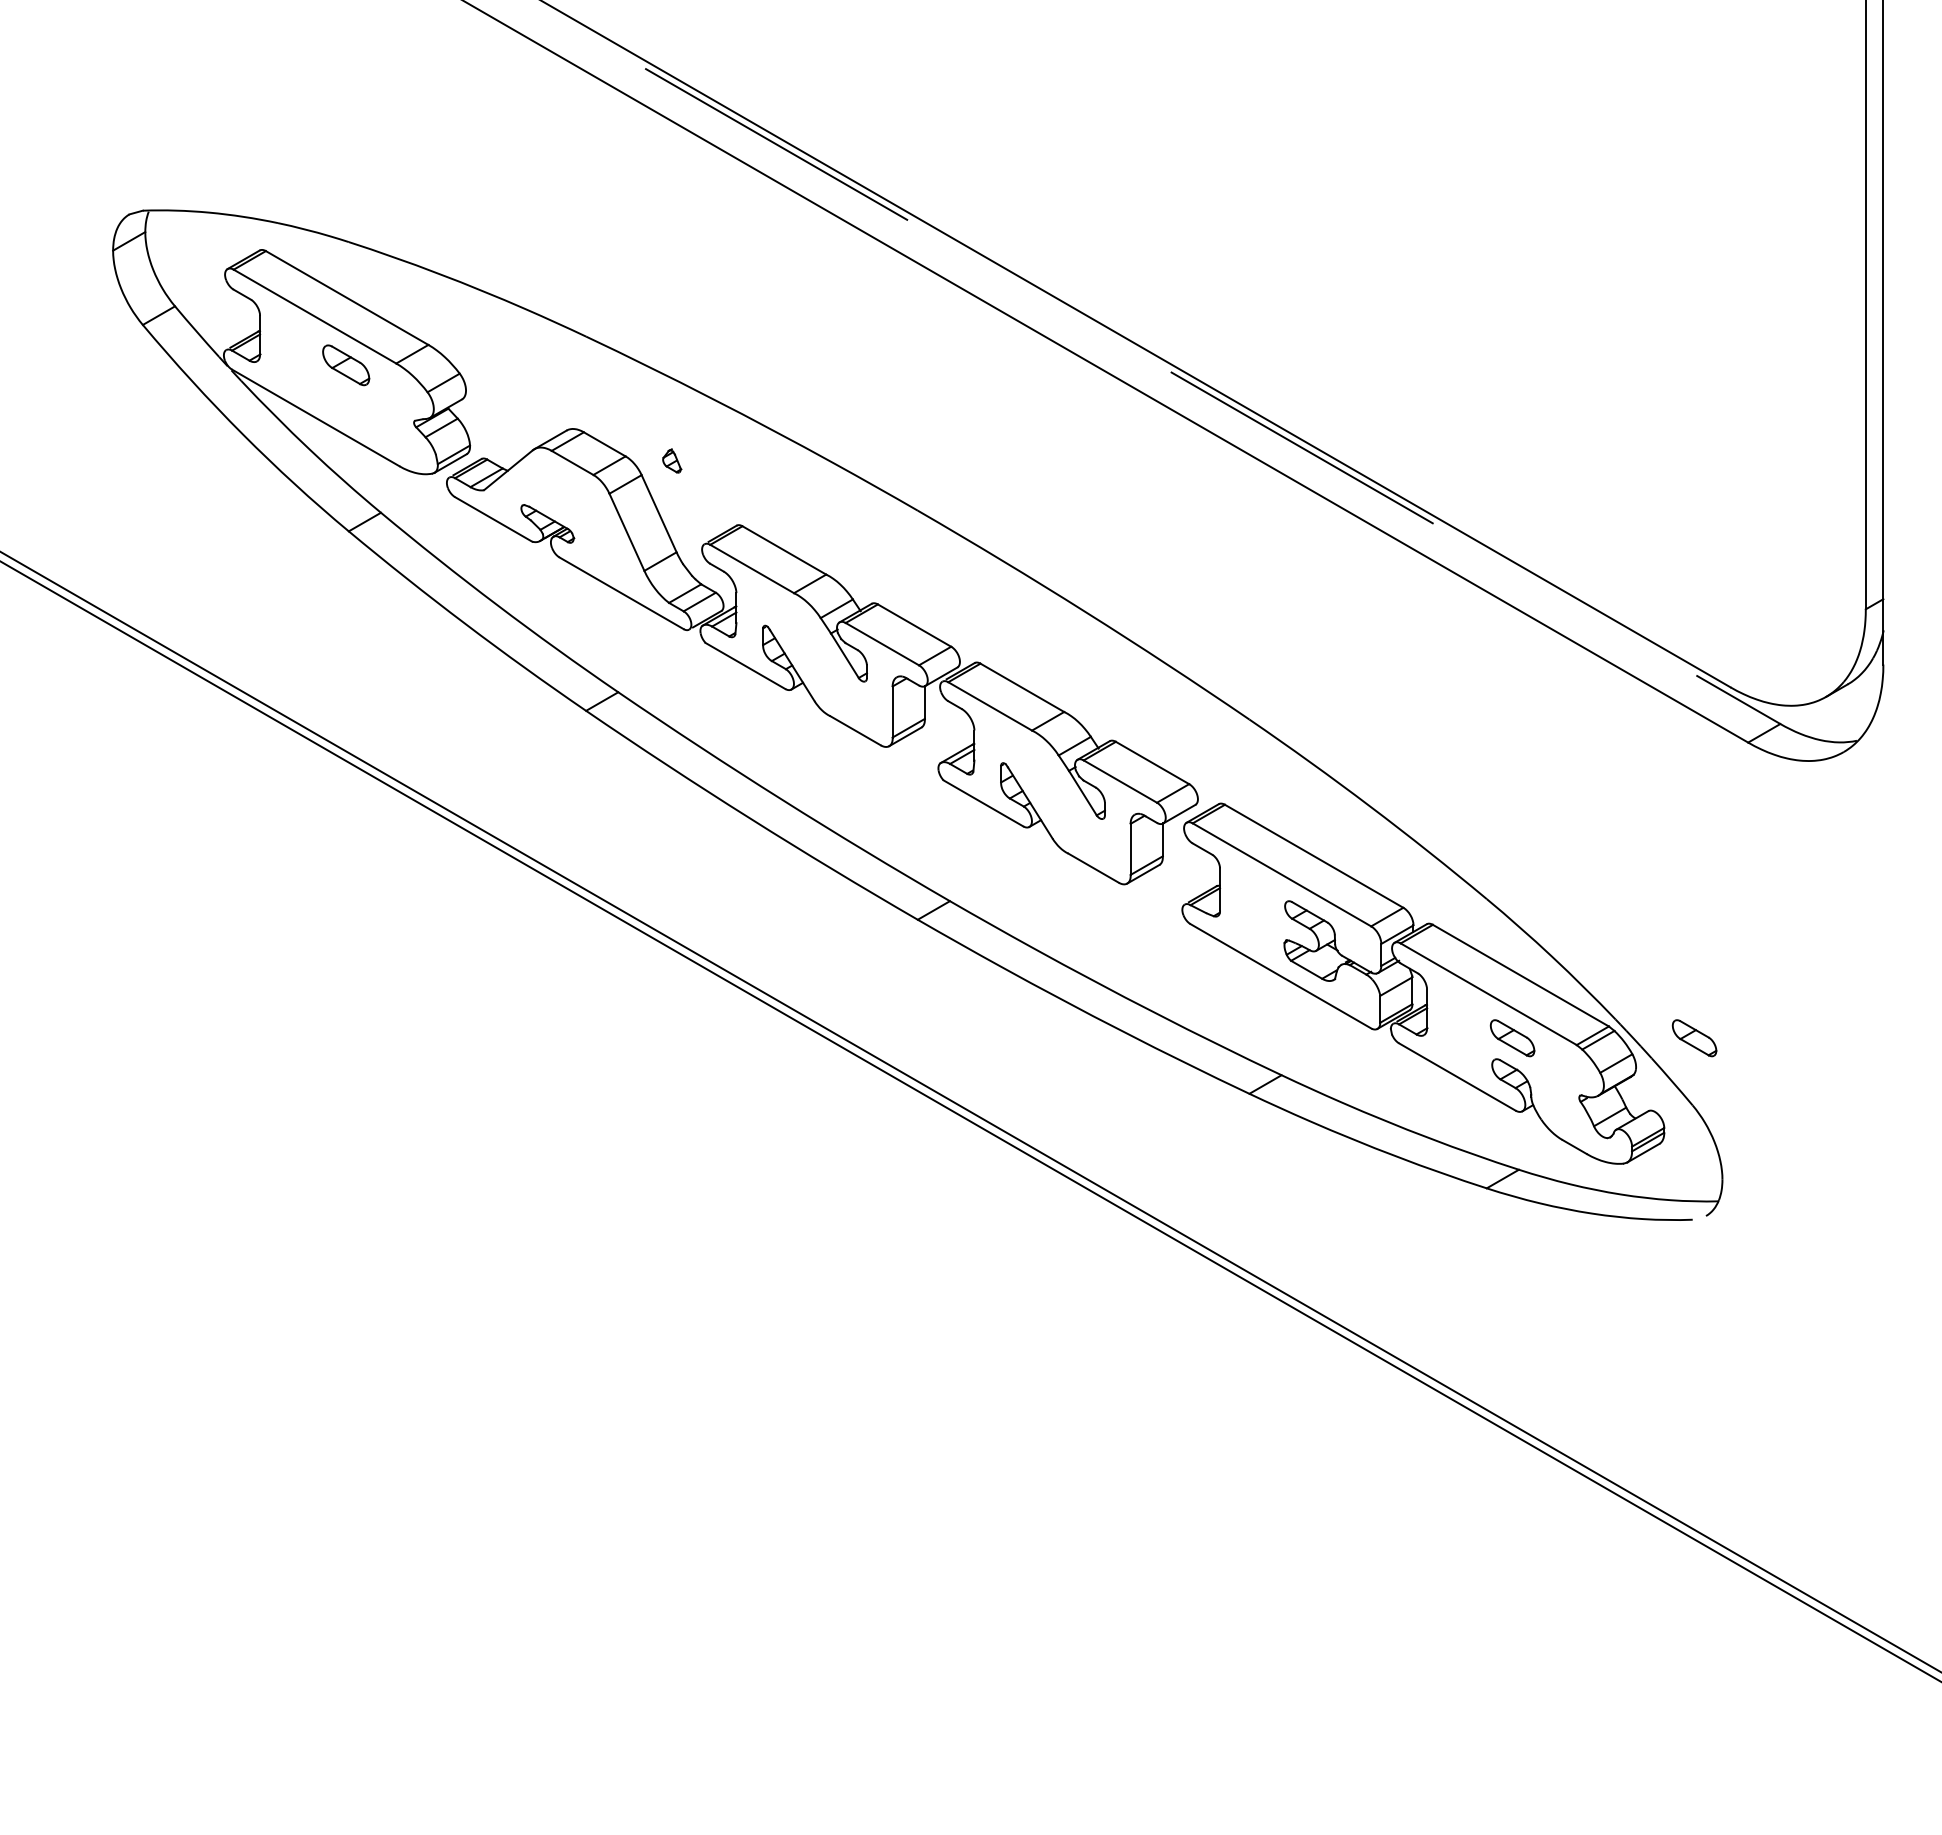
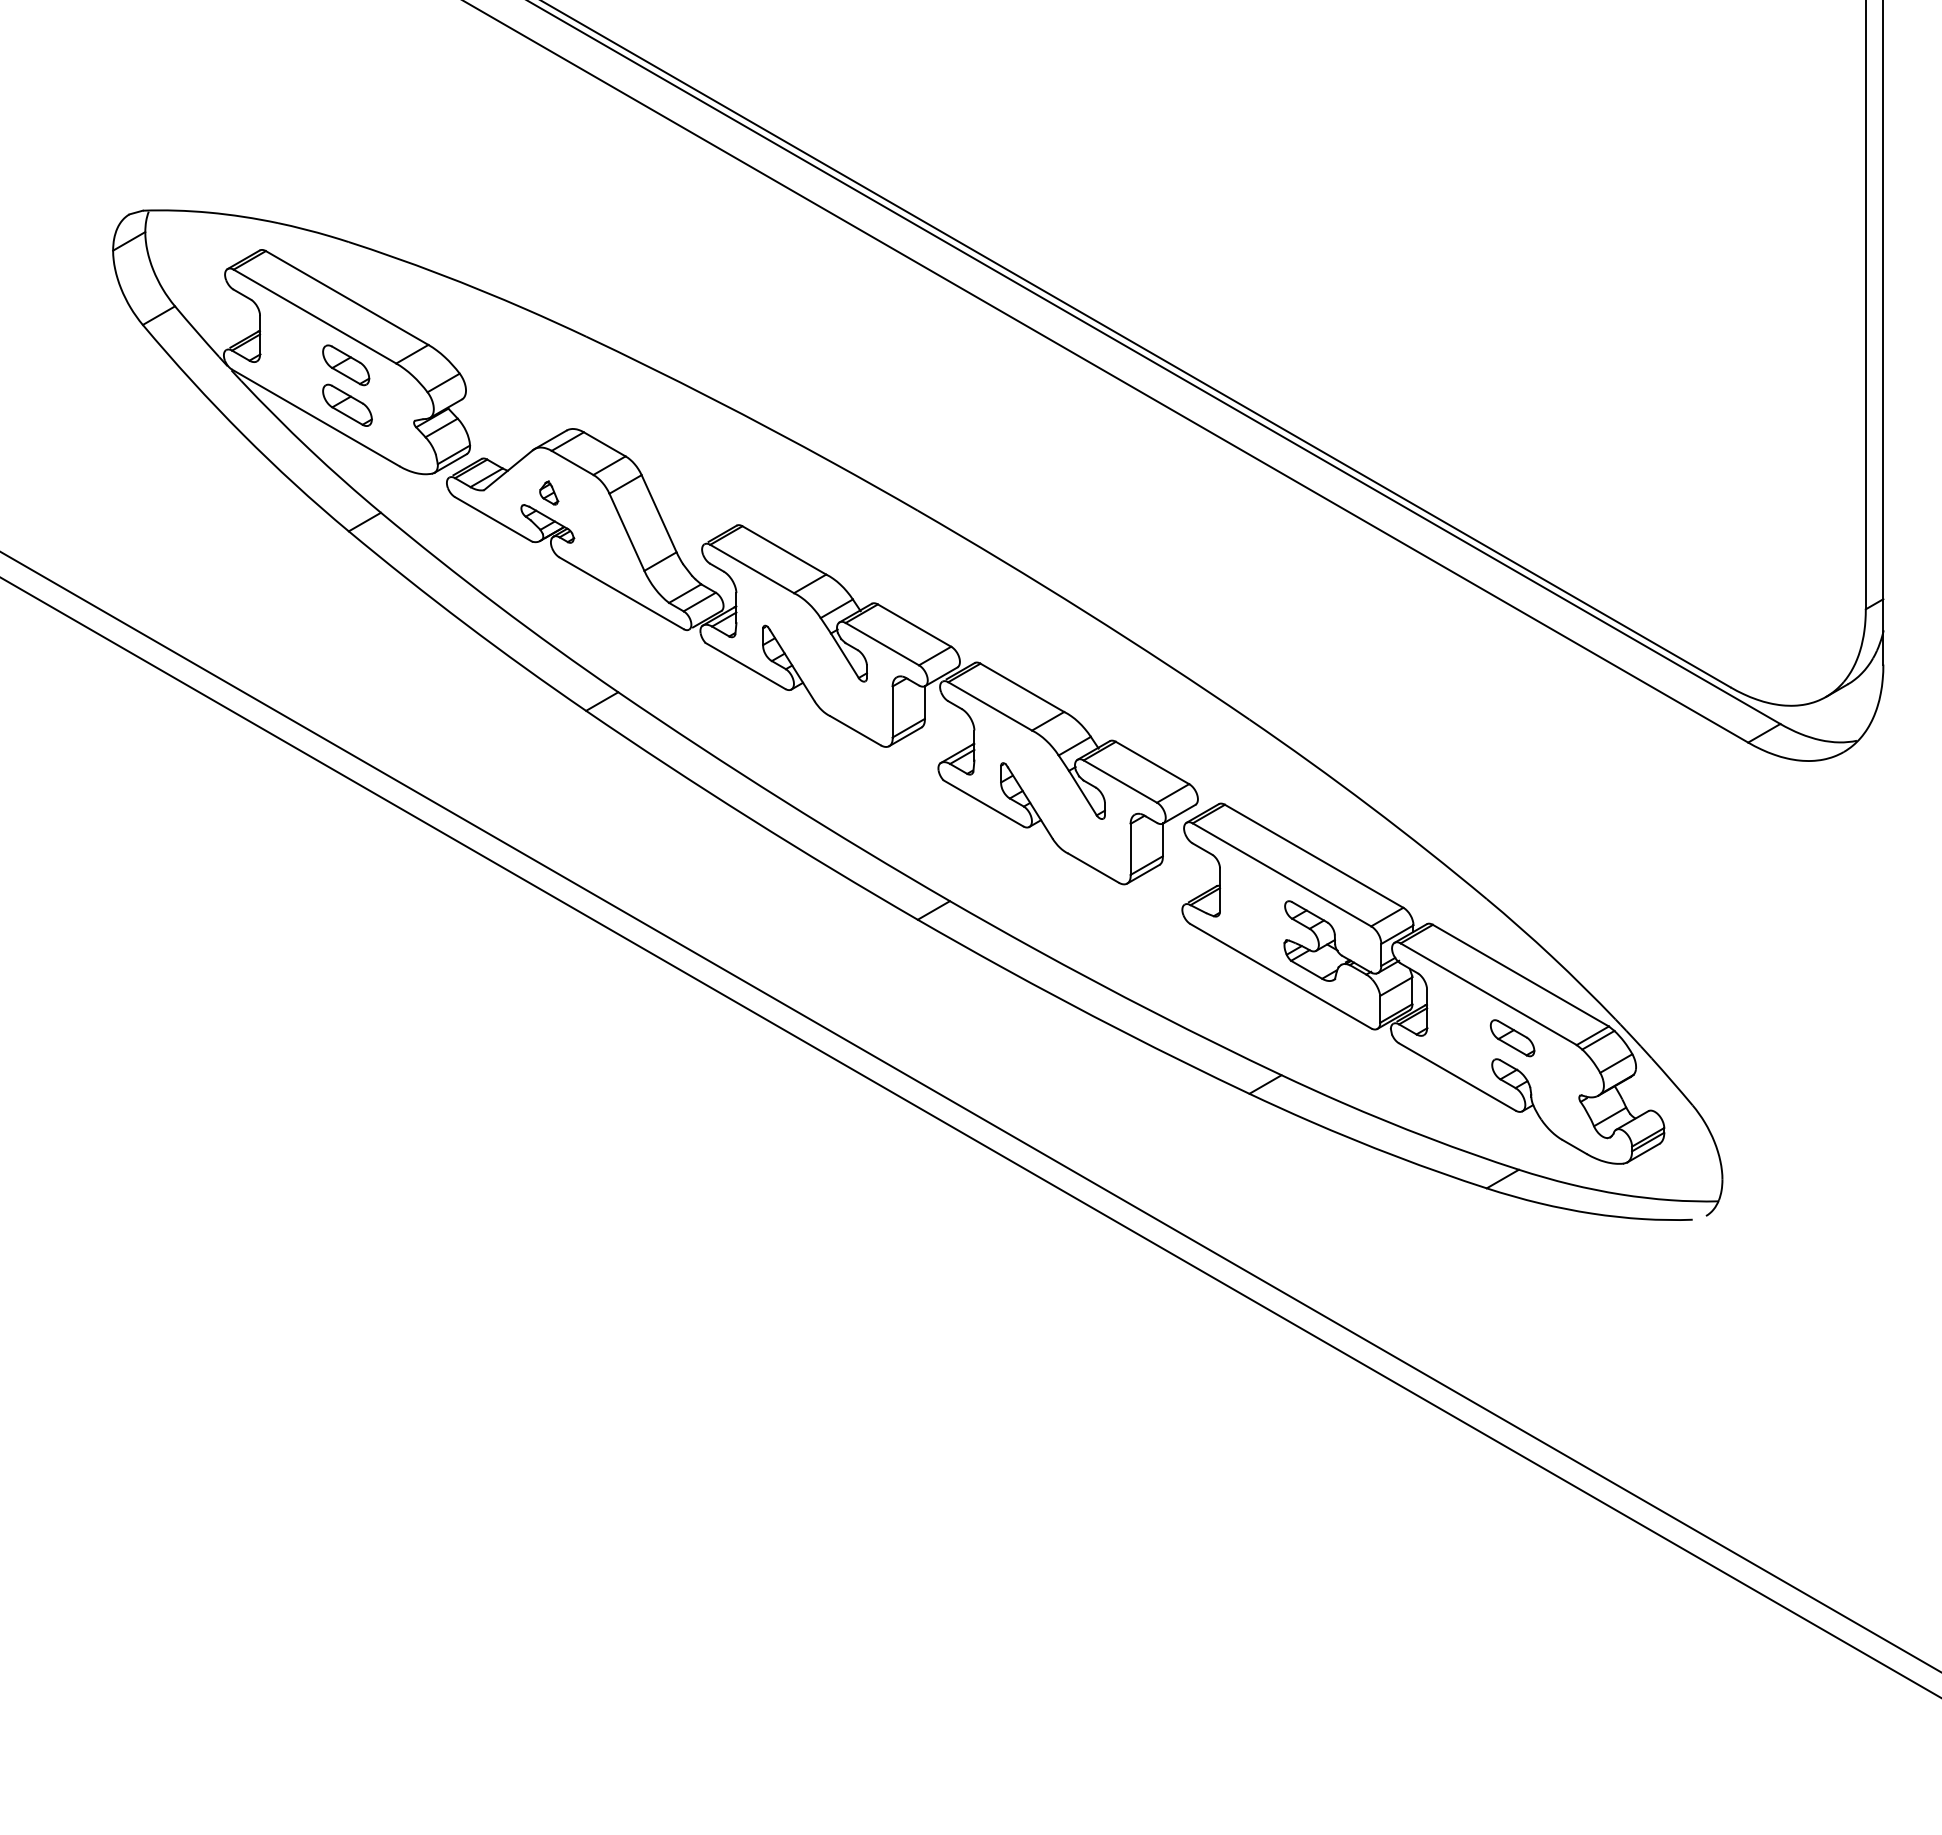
line: dashed -> solid (1153, 362)
part: none -> present (347, 404)
part position: (672, 460) -> (549, 492) (549, 492)
part: present -> none (1694, 1038)
line position: (970, 1121) -> (970, 1137) (970, 1137)
